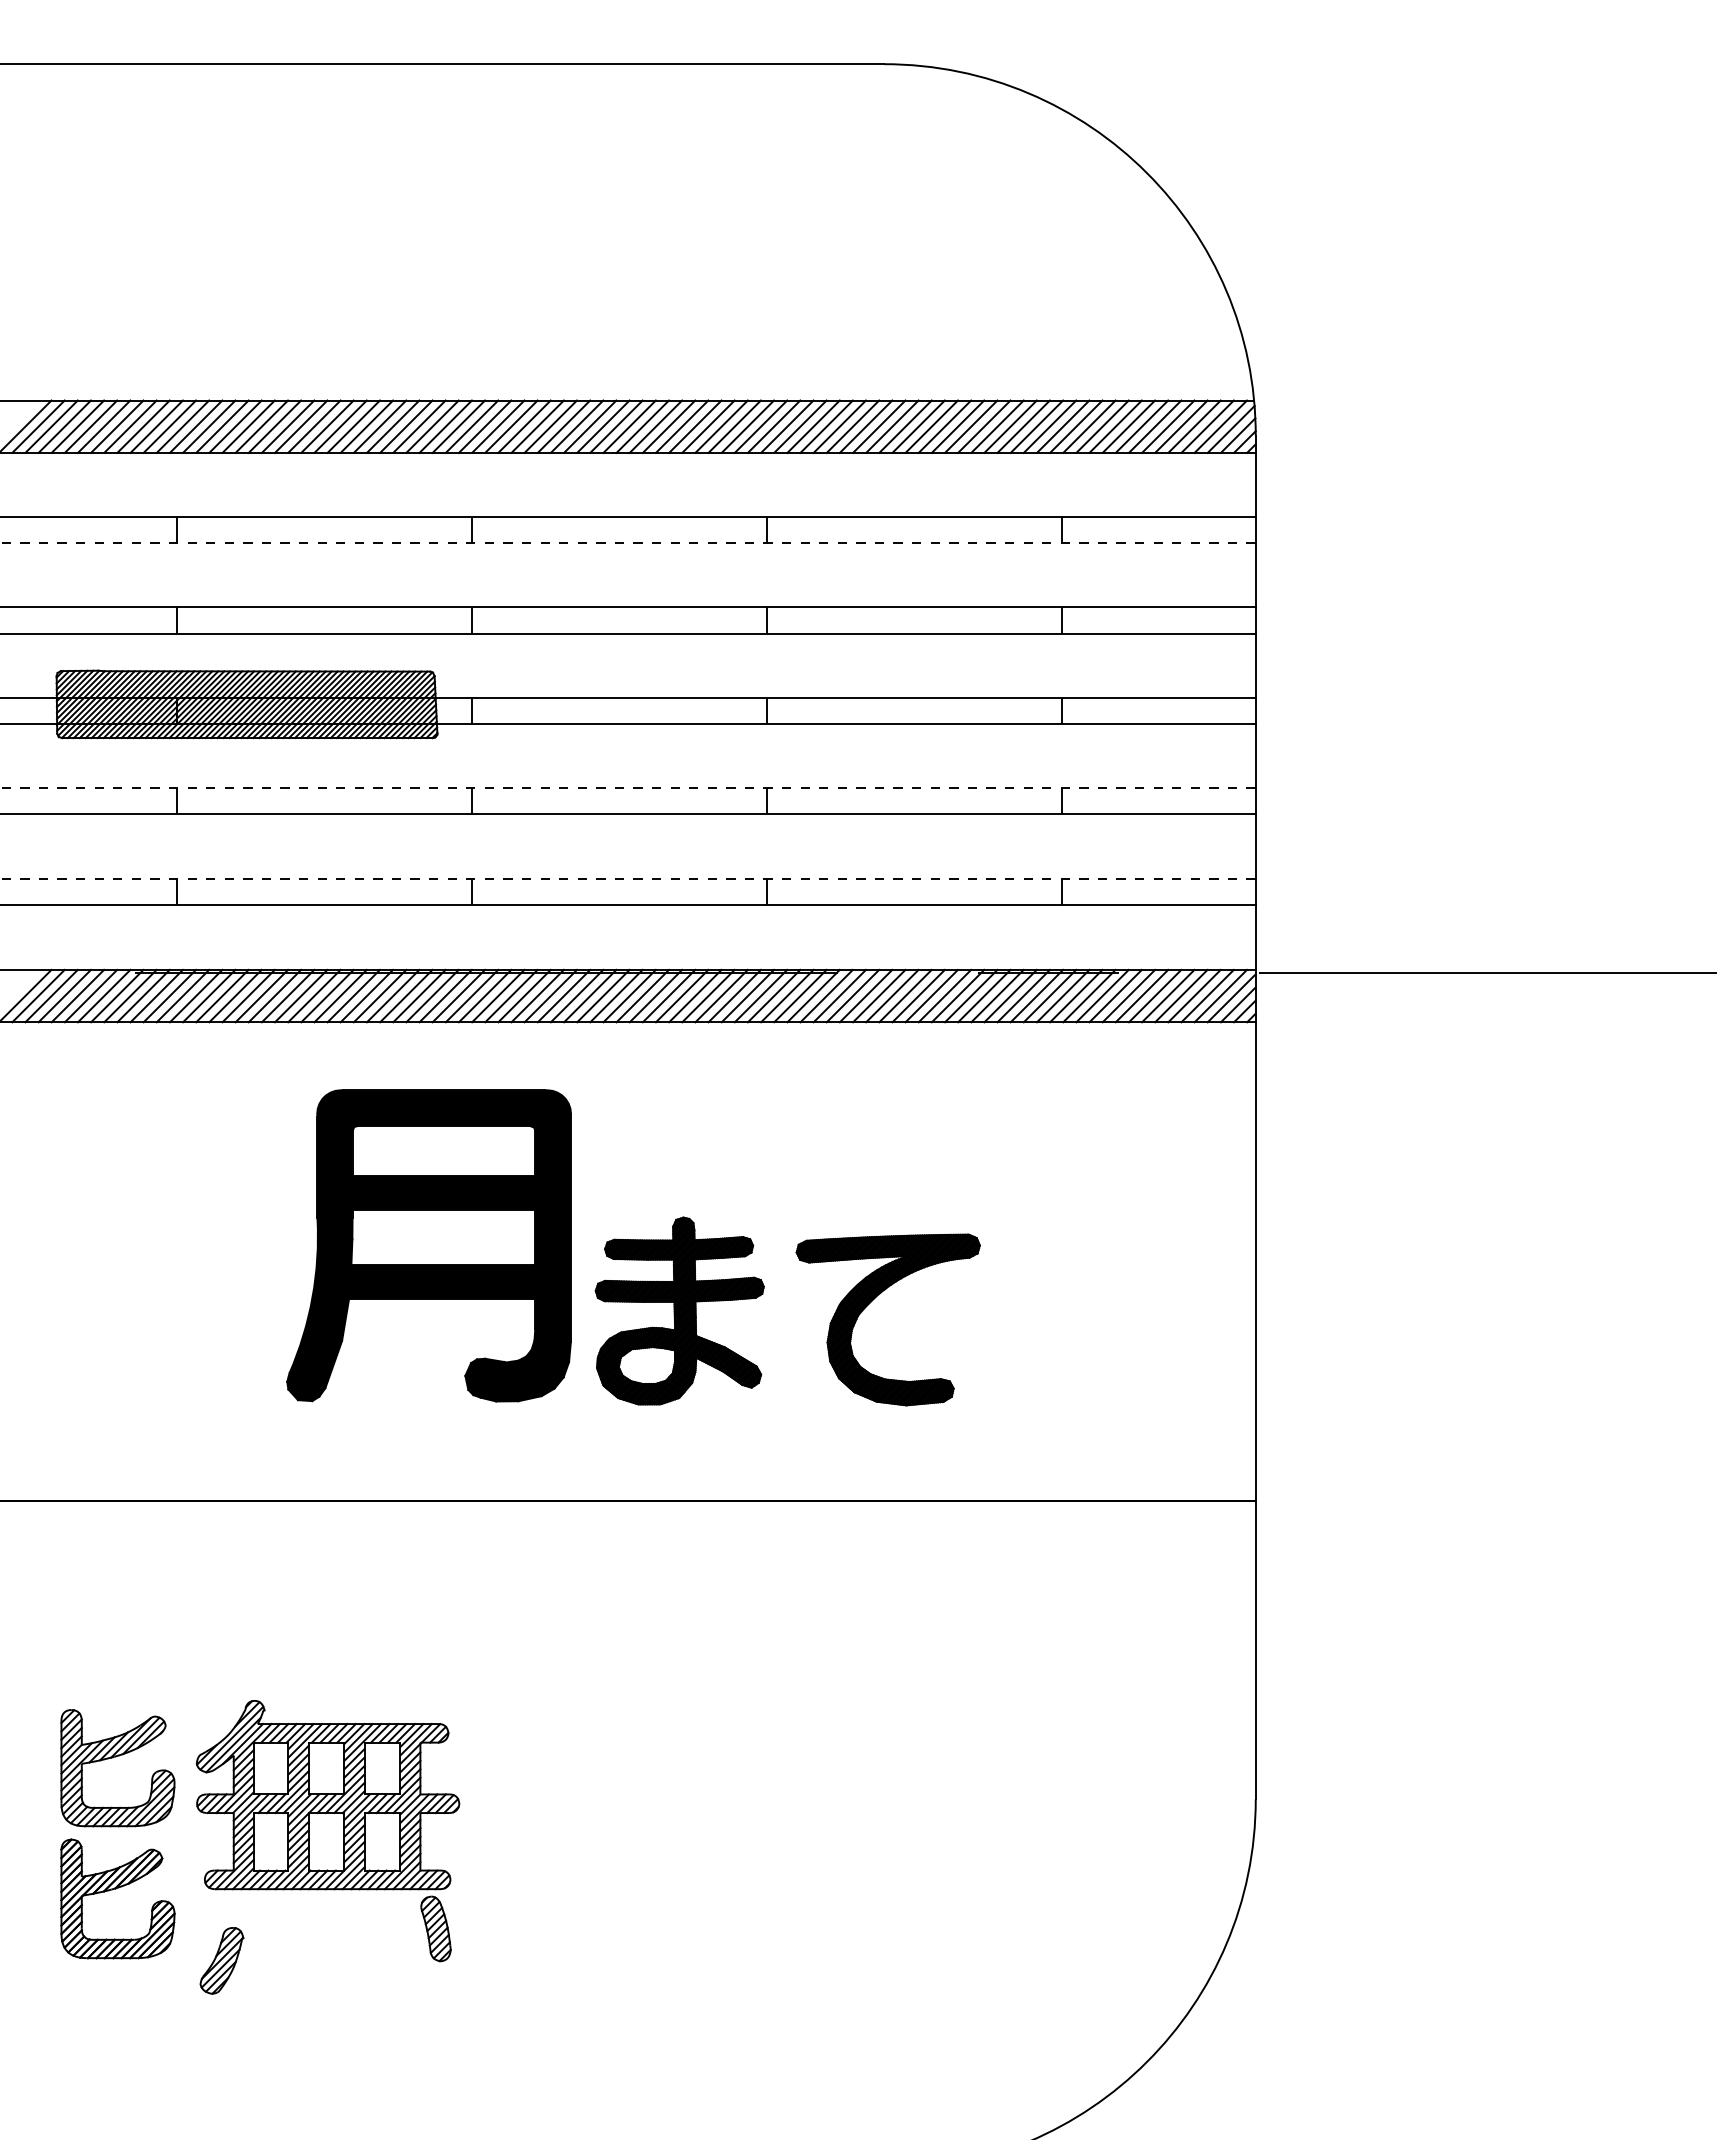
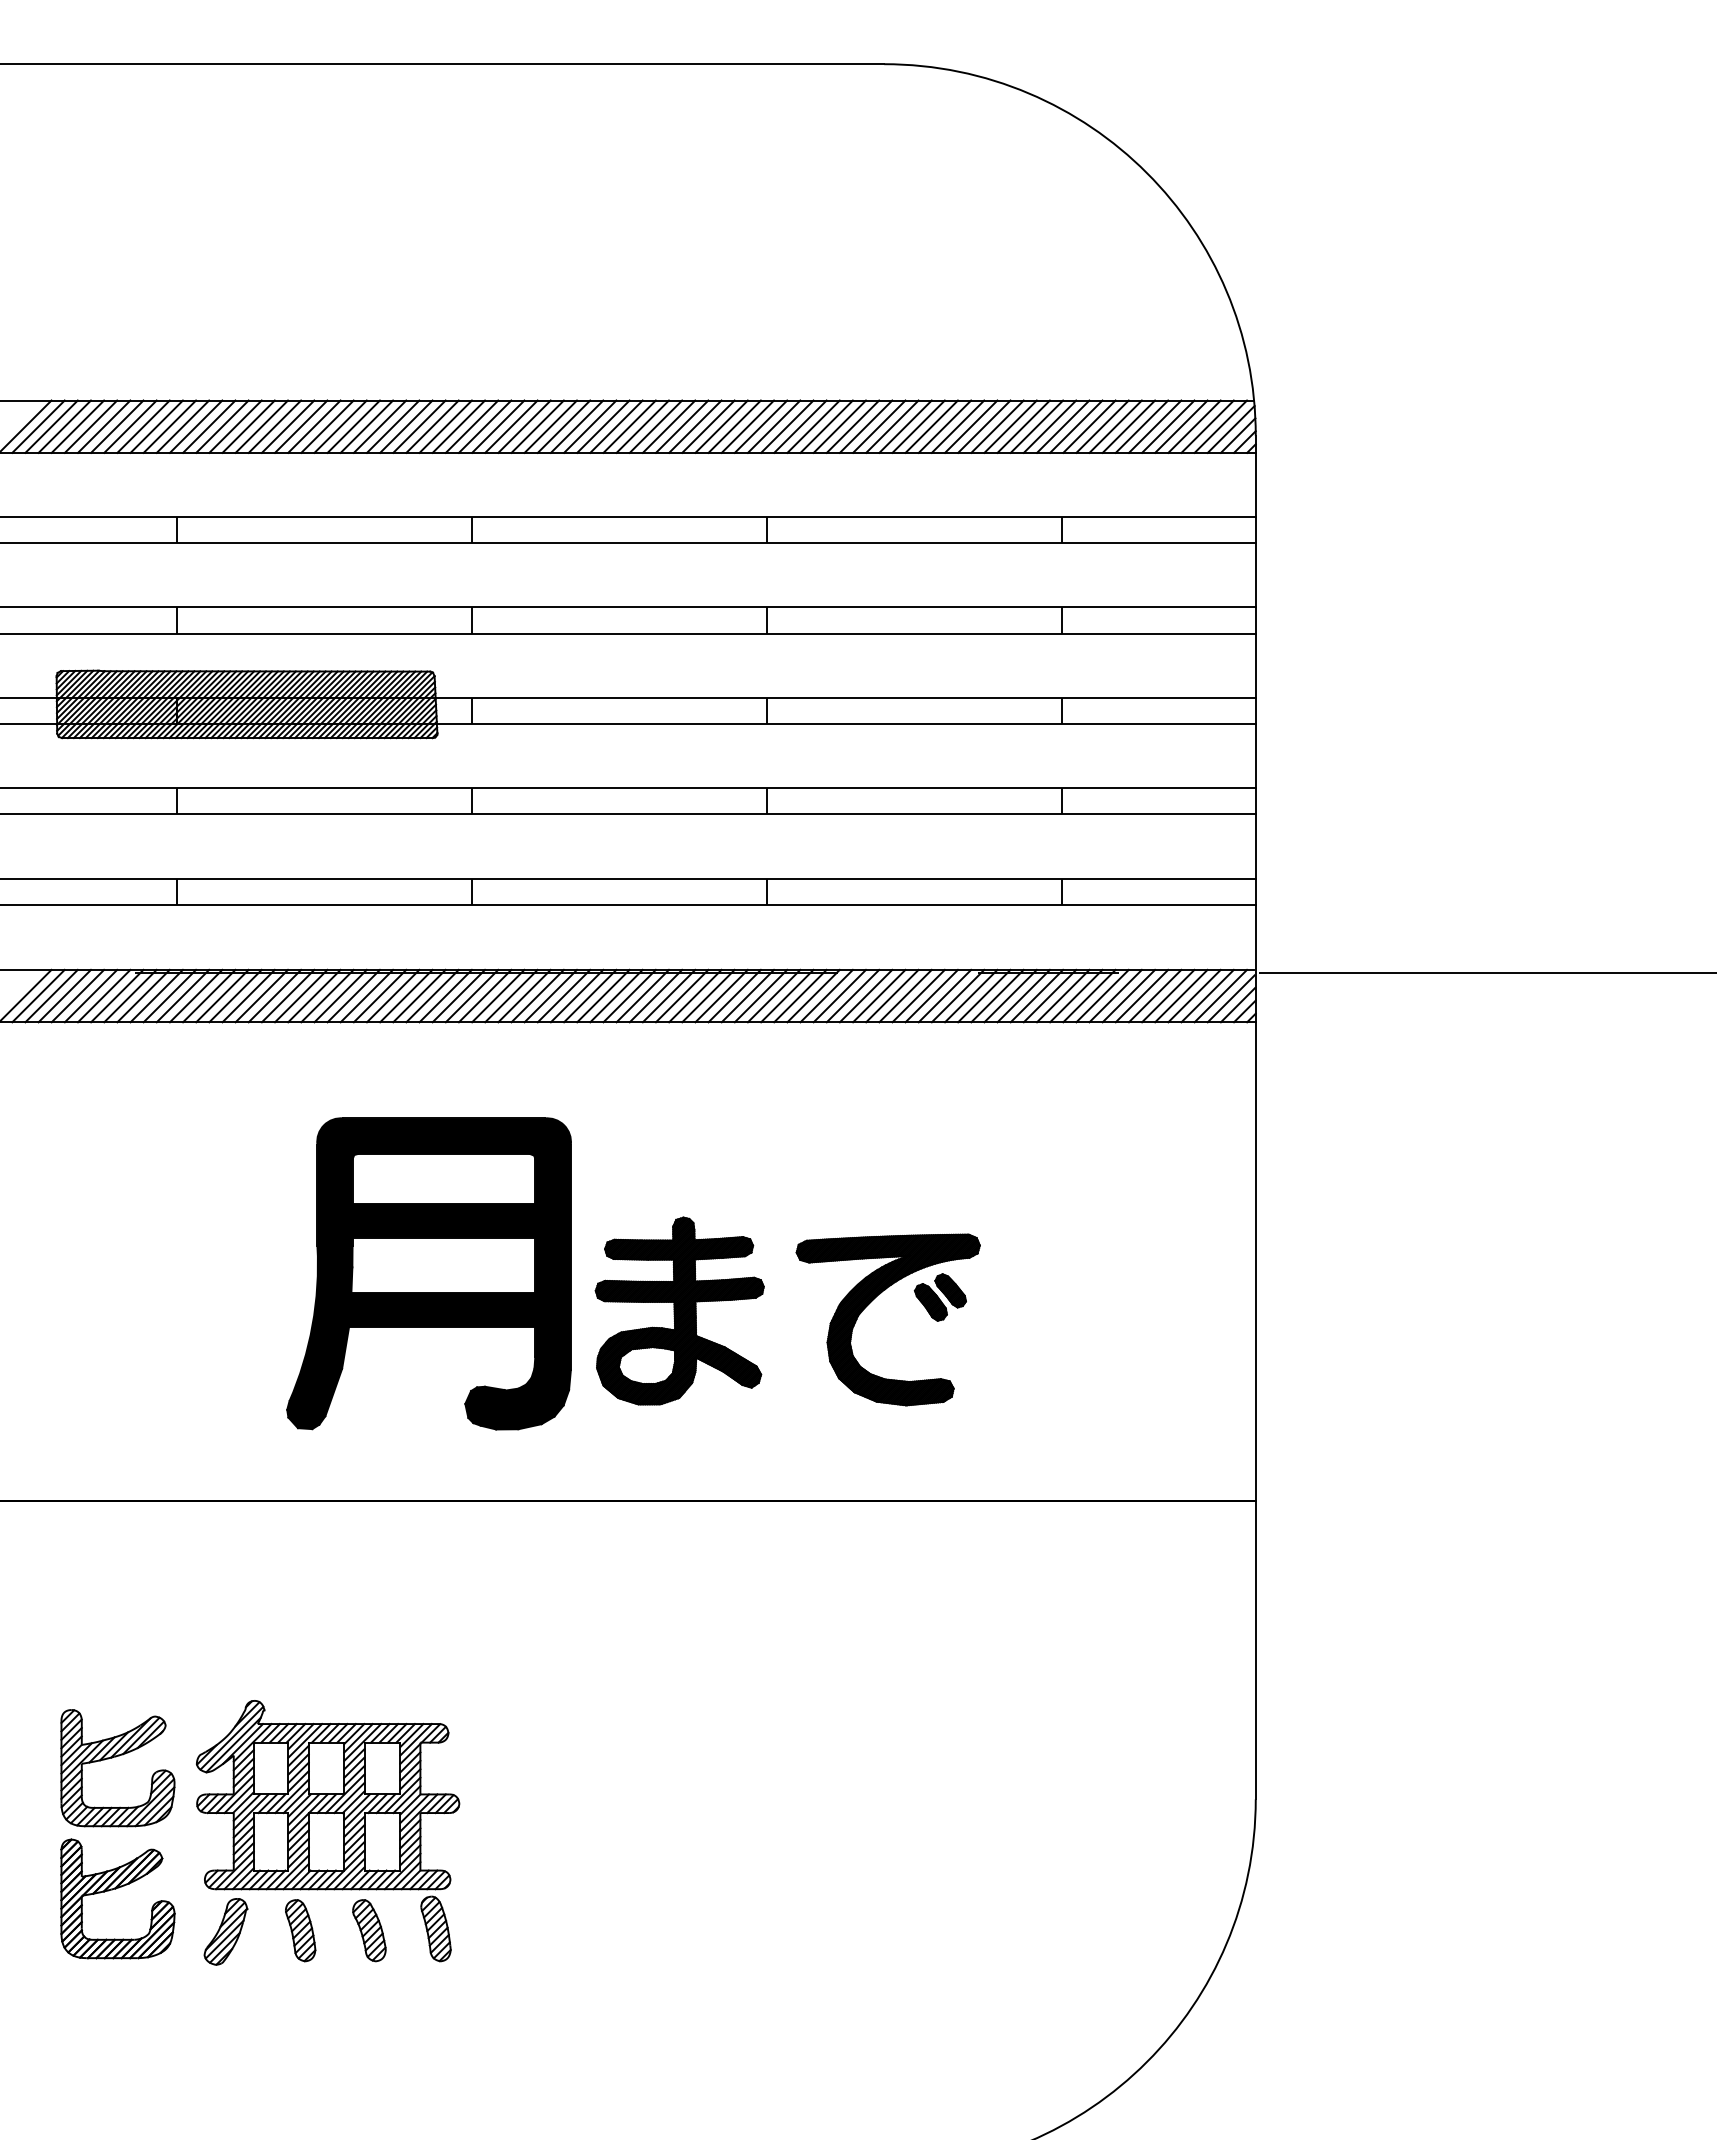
line: dashed -> solid (627, 543)
line: dashed -> solid (627, 788)
line: dashed -> solid (627, 878)
part position: (428, 1245) -> (428, 1273) (428, 1273)
part: none -> present (939, 1297)
part: none -> present (300, 1930)
part: none -> present (369, 1930)
part position: (221, 1960) -> (225, 1931) (225, 1931)
